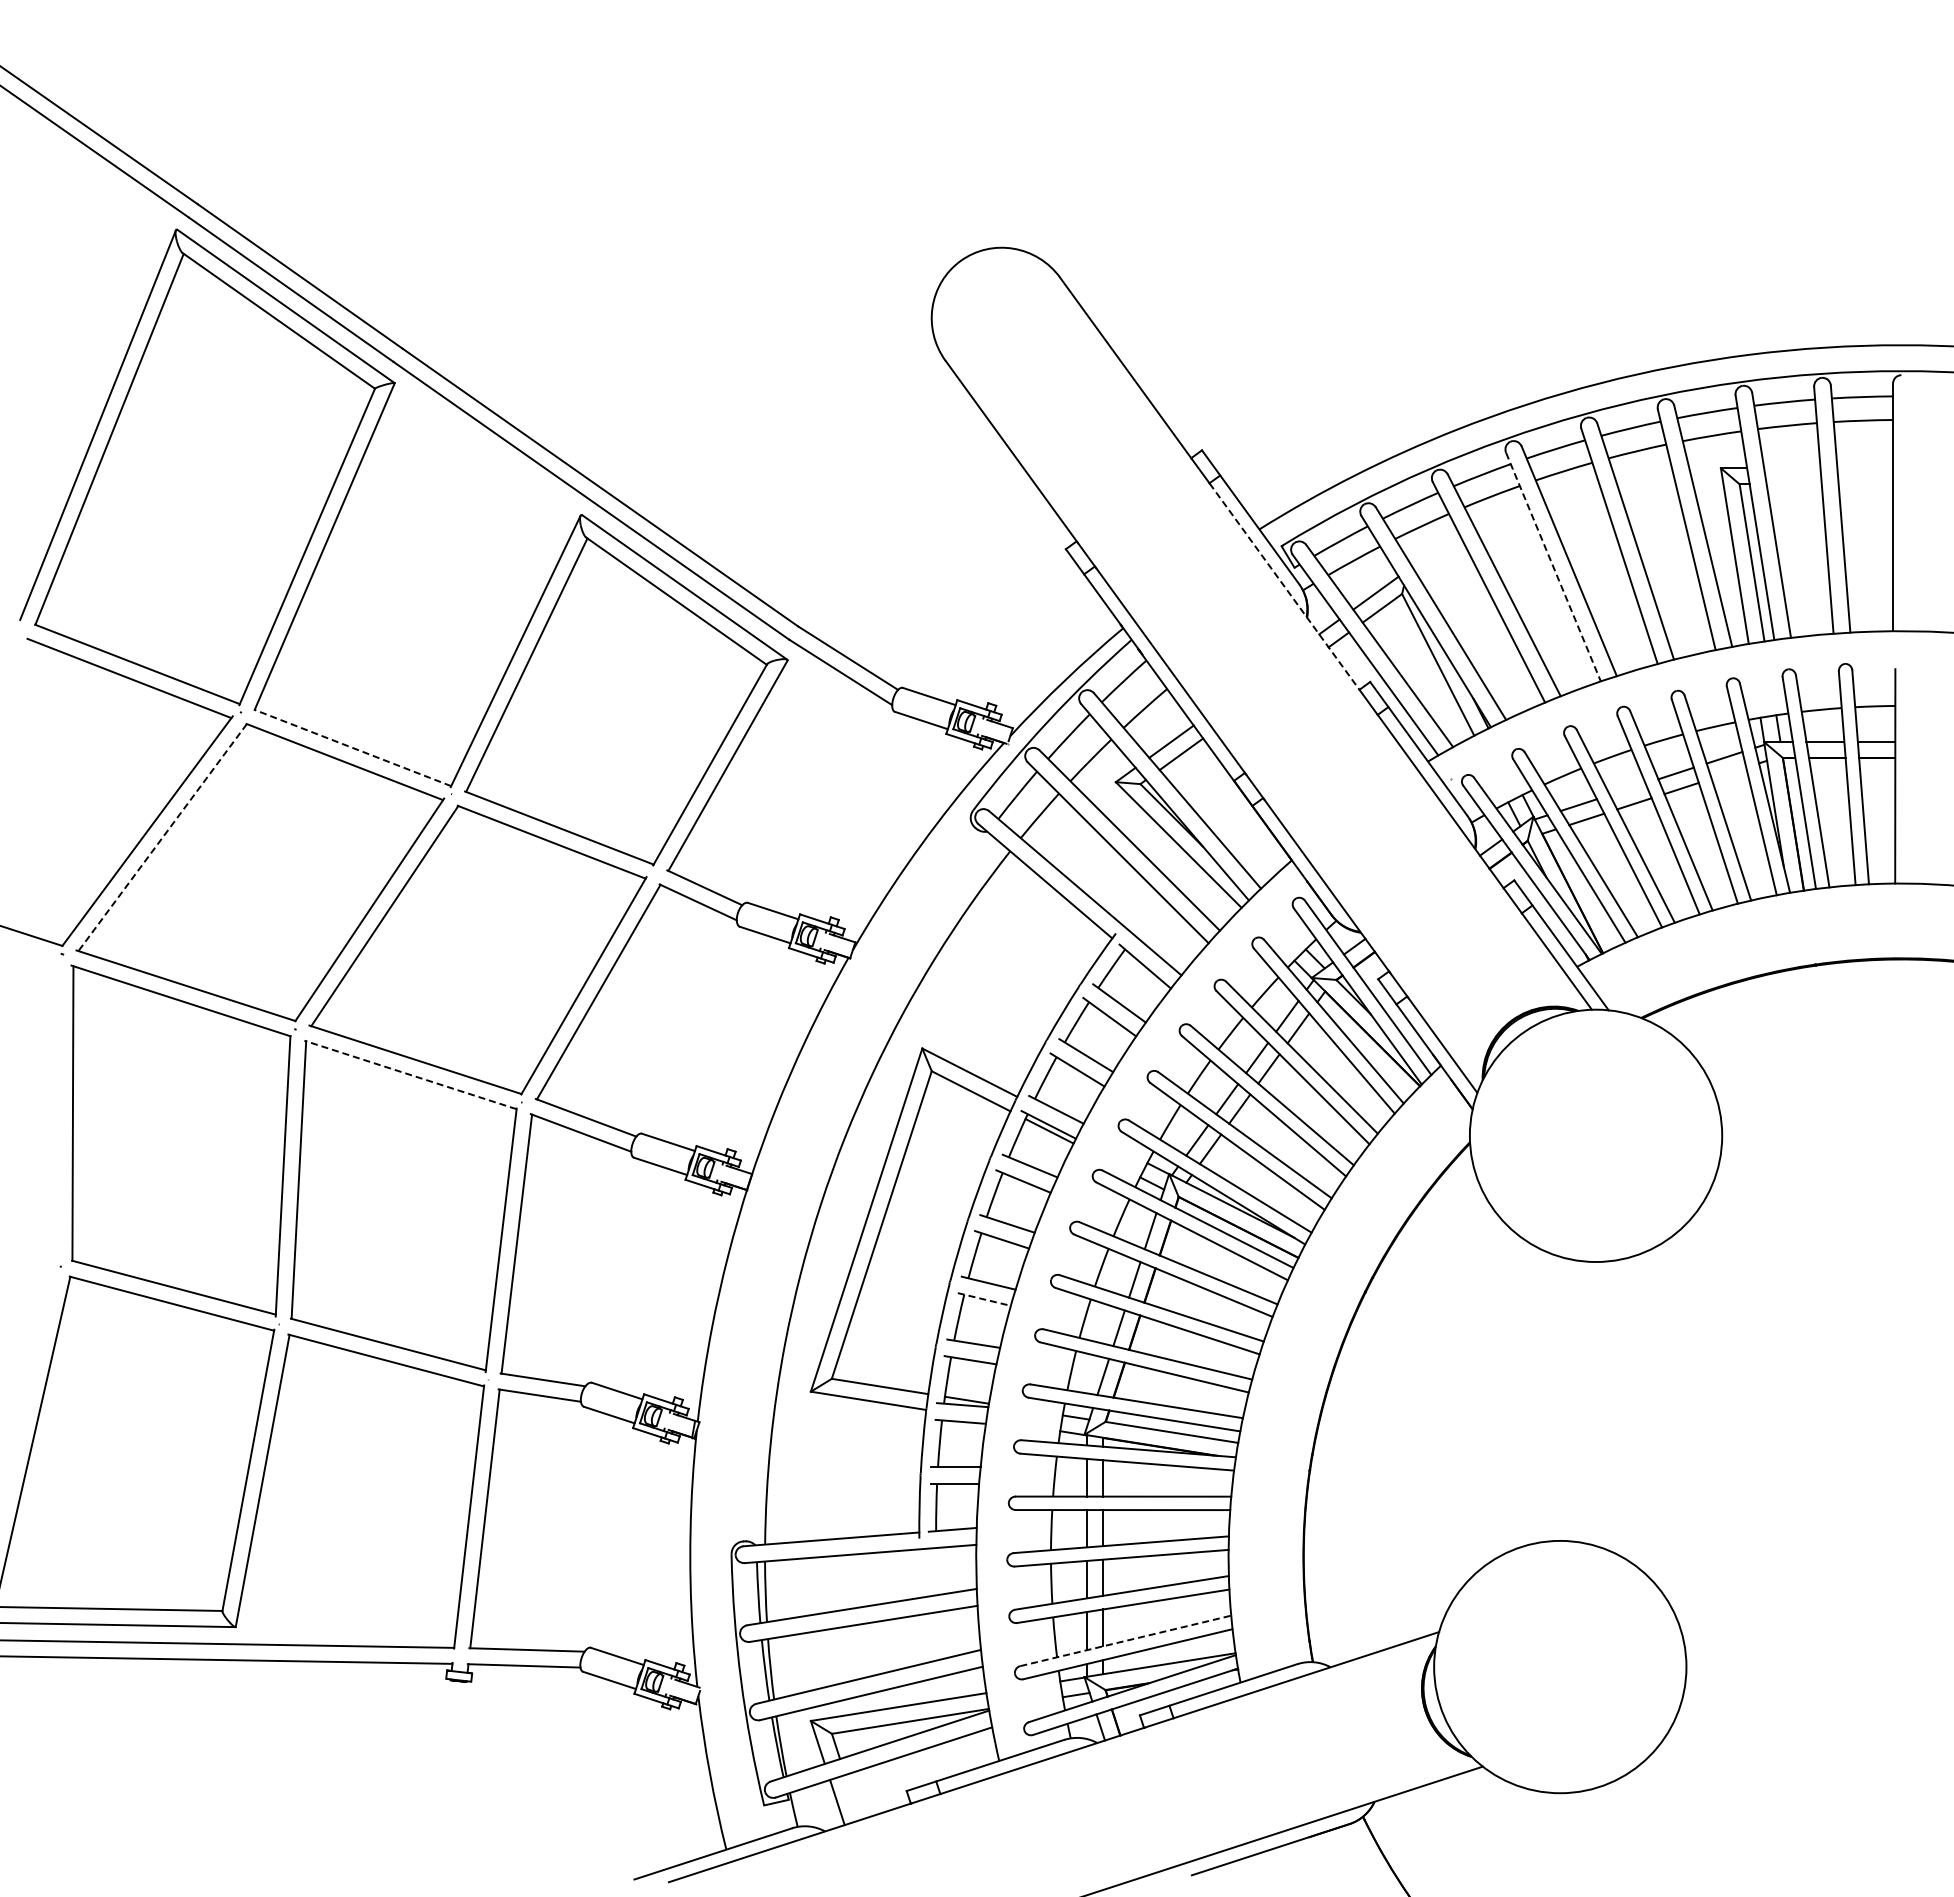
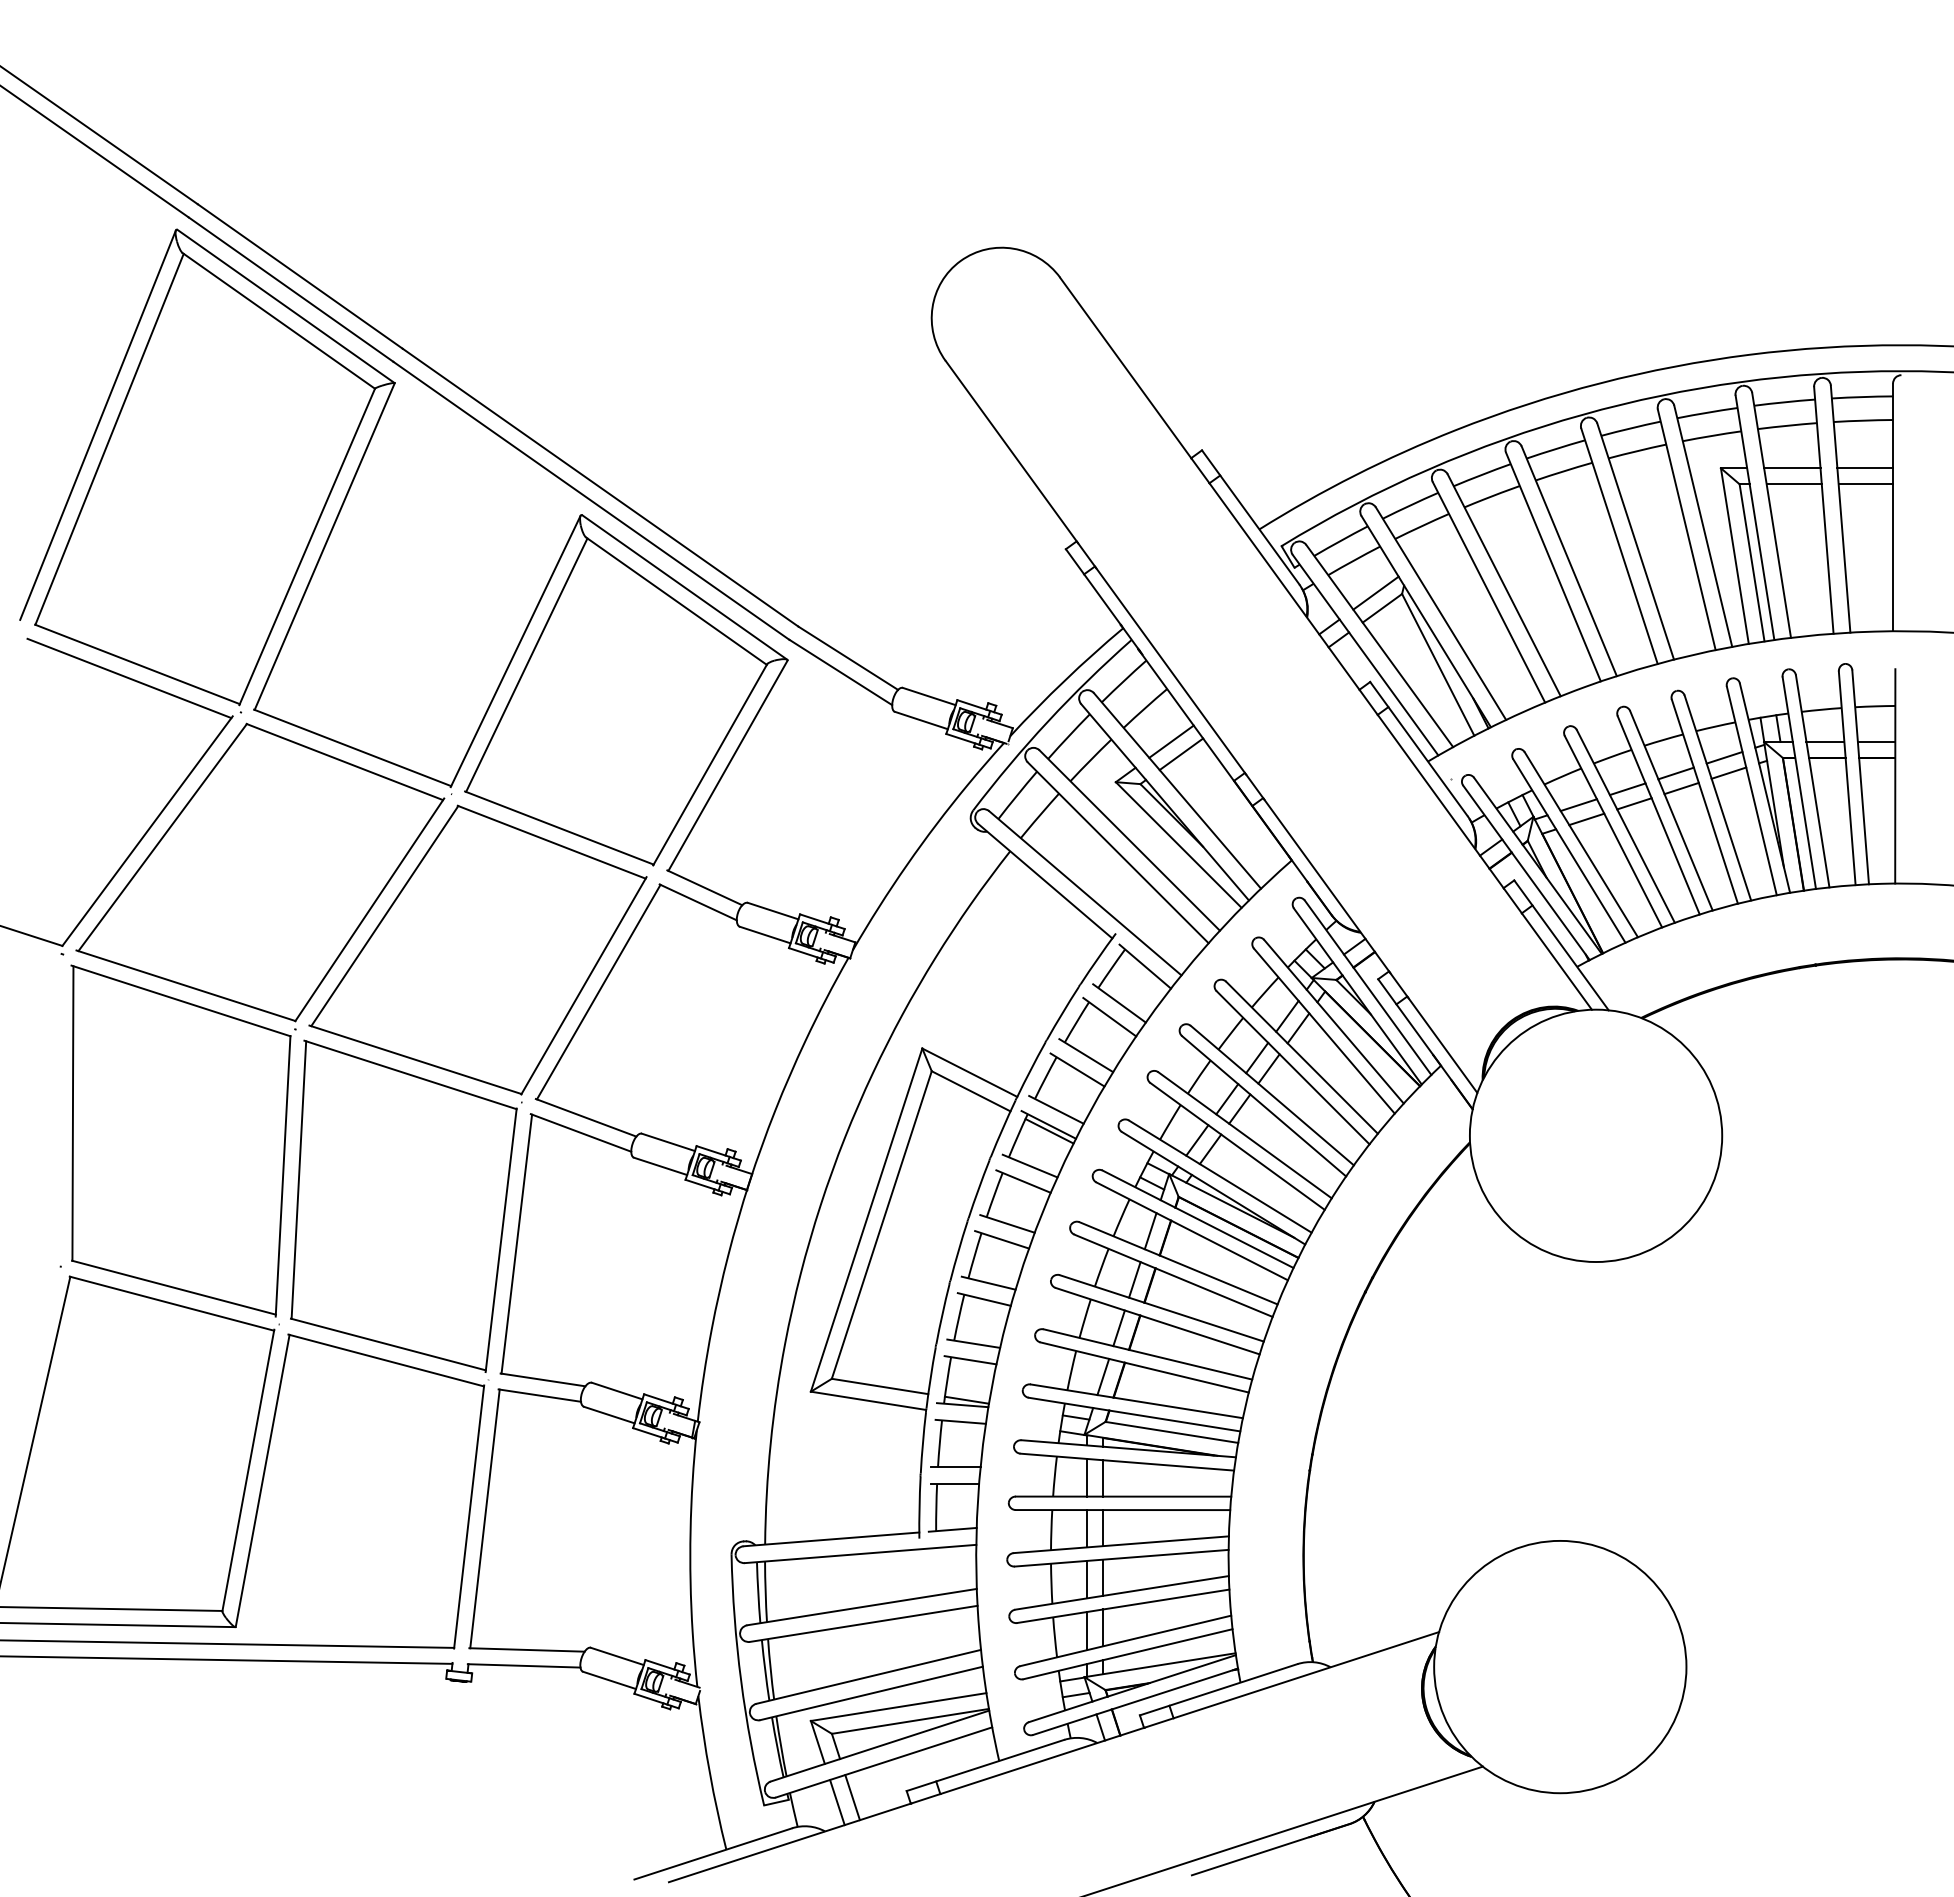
line: none -> present (1792, 468)
line: none -> present (1865, 468)
line: none -> present (1793, 484)
line: none -> present (1865, 484)
line: dashed -> solid (1553, 567)
line: dashed -> solid (1284, 587)
line: dashed -> solid (352, 747)
line: none -> present (1728, 772)
line: none -> present (1627, 789)
line: dashed -> solid (162, 837)
line: dashed -> solid (410, 1074)
line: dashed -> solid (984, 1299)
line: dashed -> solid (1126, 1640)
line: none -> present (852, 1797)
